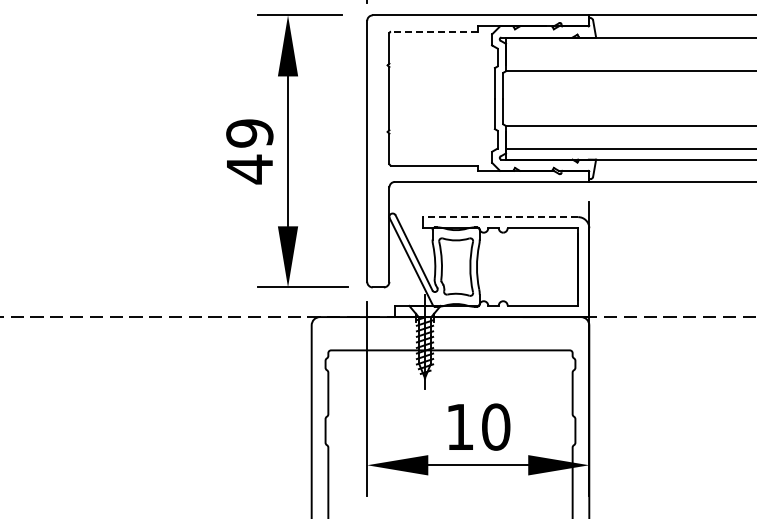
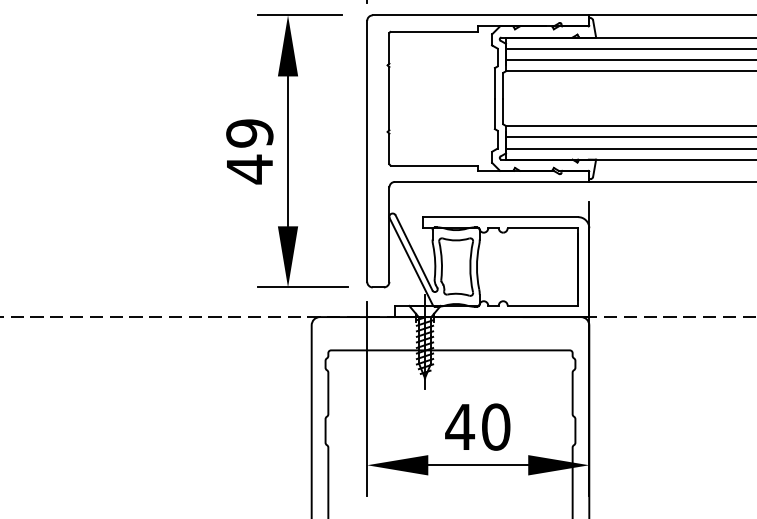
line: dashed -> solid (434, 31)
line: none -> present (629, 48)
line: none -> present (629, 59)
line: none -> present (629, 137)
line: dashed -> solid (500, 217)
text: 10 -> 40 (460, 426)
